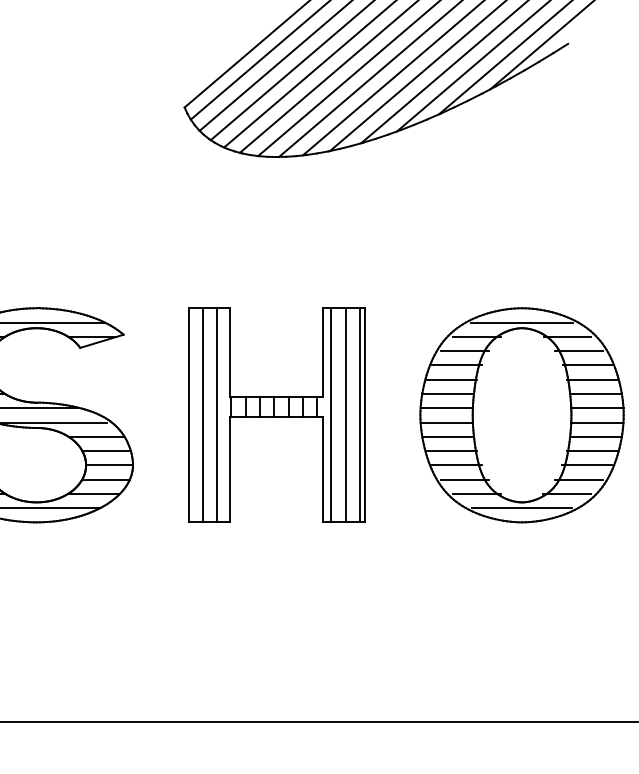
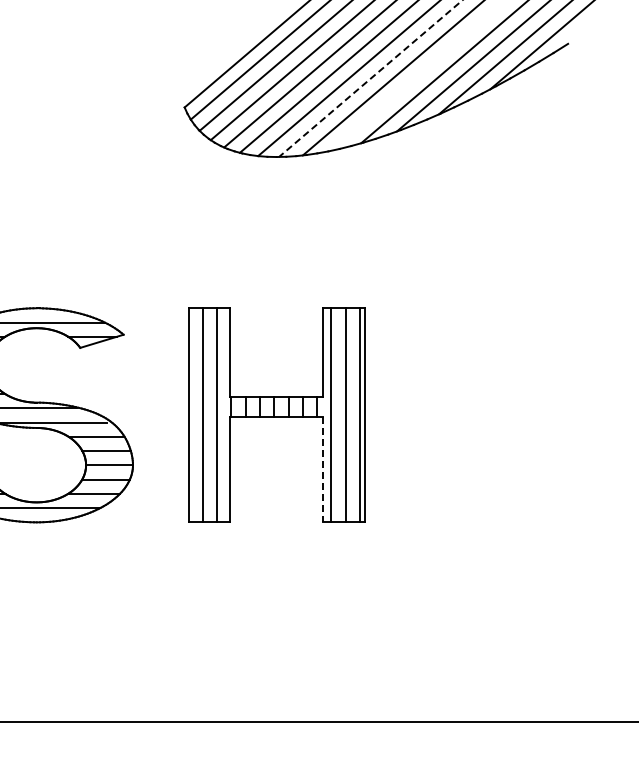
line: present -> none (417, 76)
line: solid -> dashed (370, 79)
part: present -> none (521, 415)
line: solid -> dashed (323, 469)
